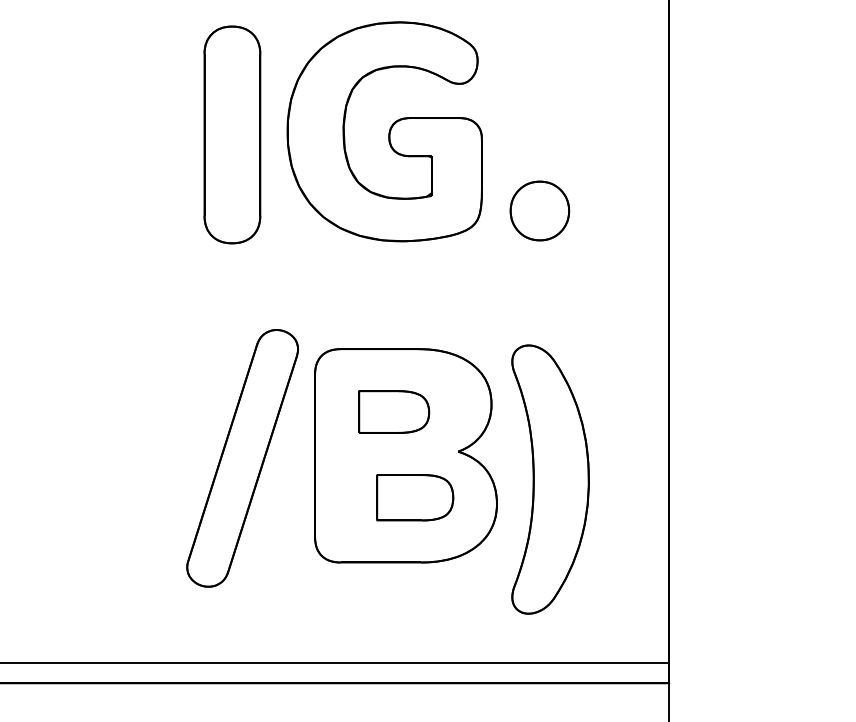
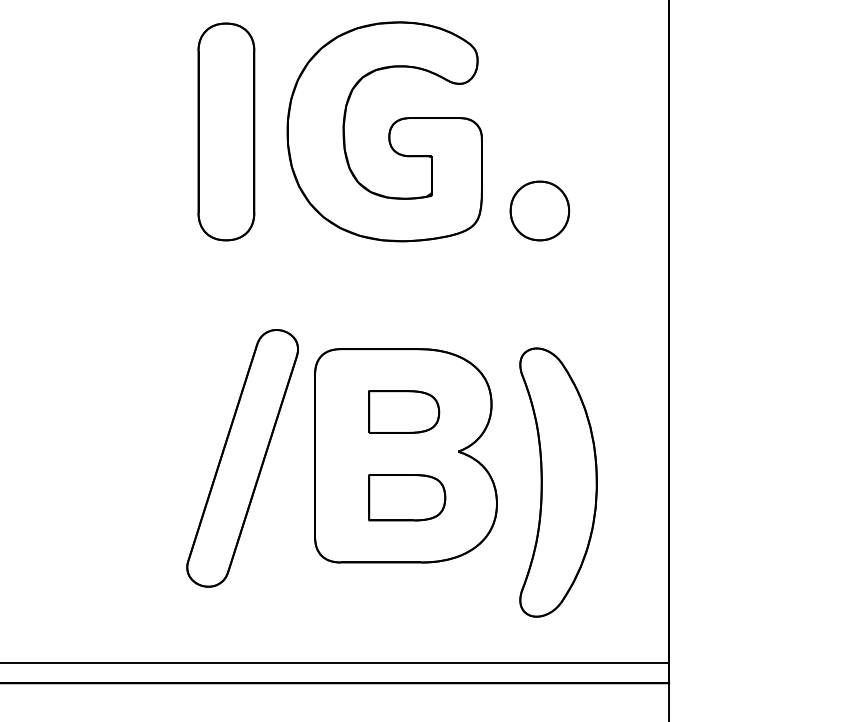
part position: (232, 134) -> (226, 131) (226, 131)
part position: (394, 411) -> (404, 411) (404, 411)
part position: (550, 479) -> (558, 482) (558, 482)
part position: (415, 497) -> (407, 497) (407, 497)
